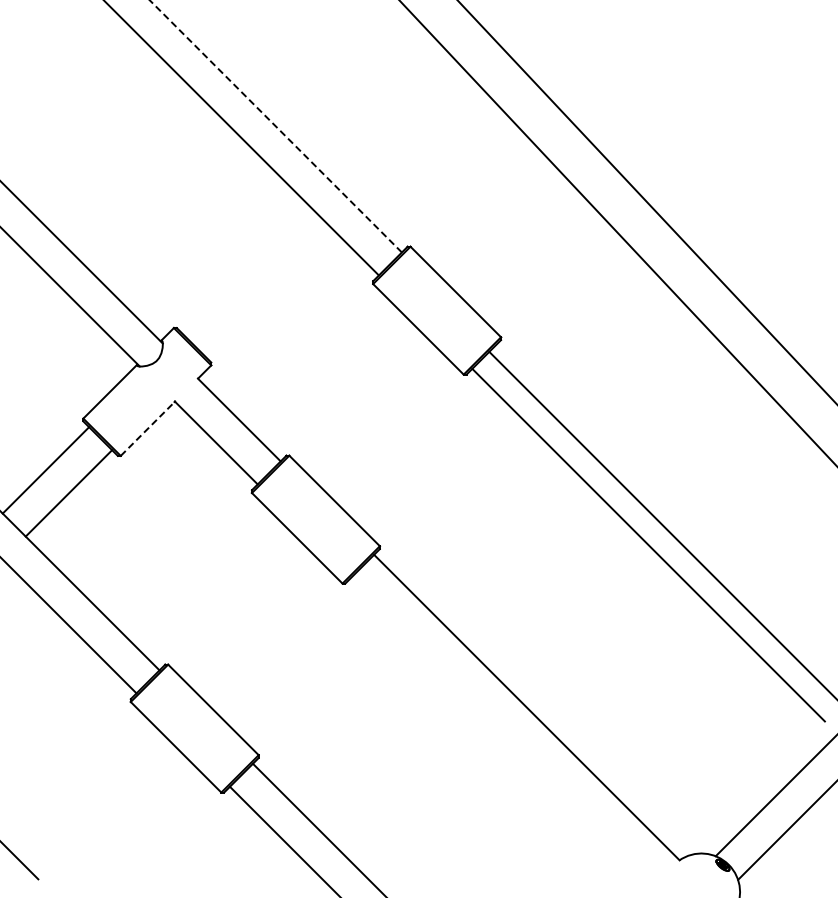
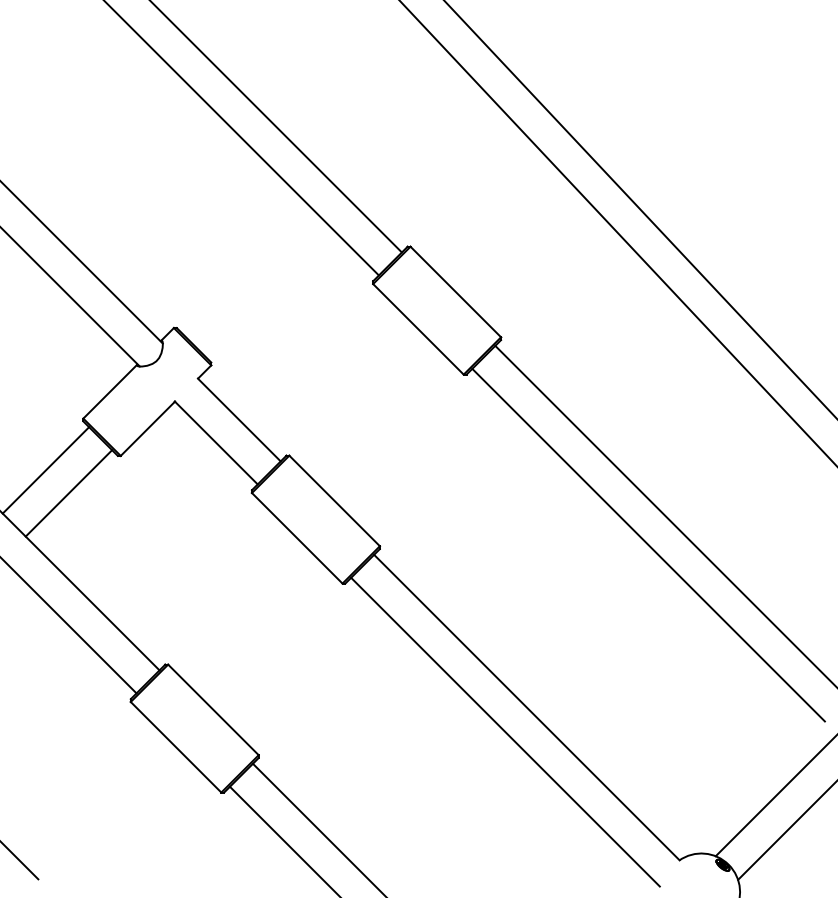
line: dashed -> solid (275, 125)
line position: (646, 201) -> (640, 209) (640, 209)
line: dashed -> solid (148, 428)
line position: (661, 523) -> (664, 515) (664, 515)
line: none -> present (505, 731)
